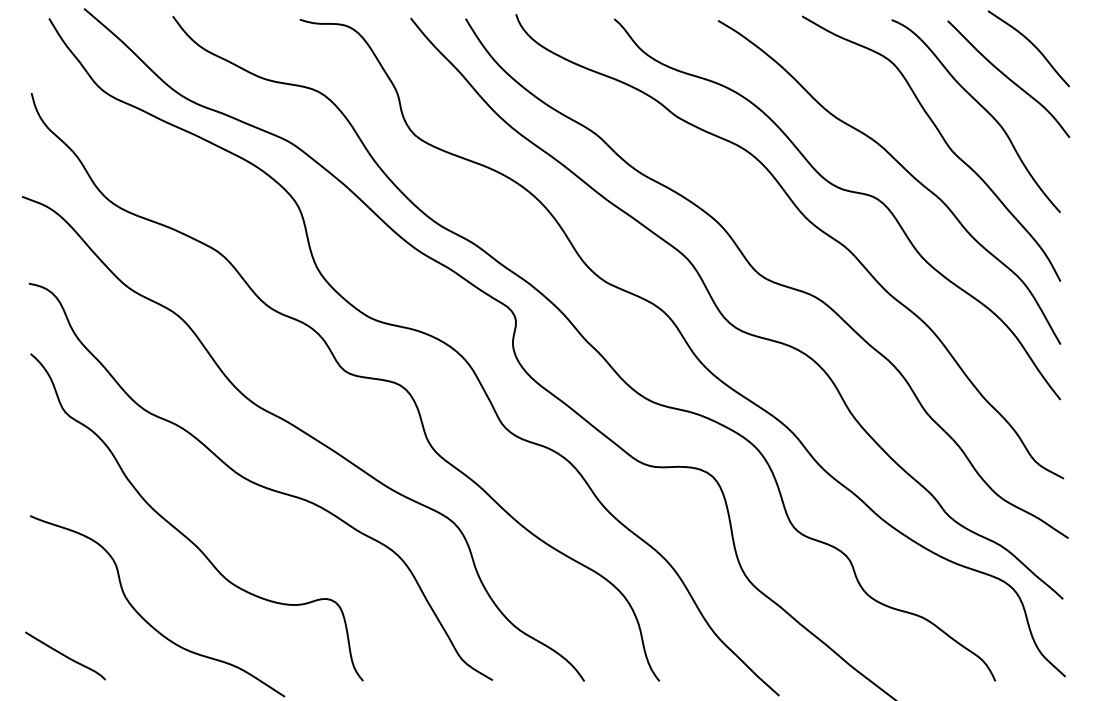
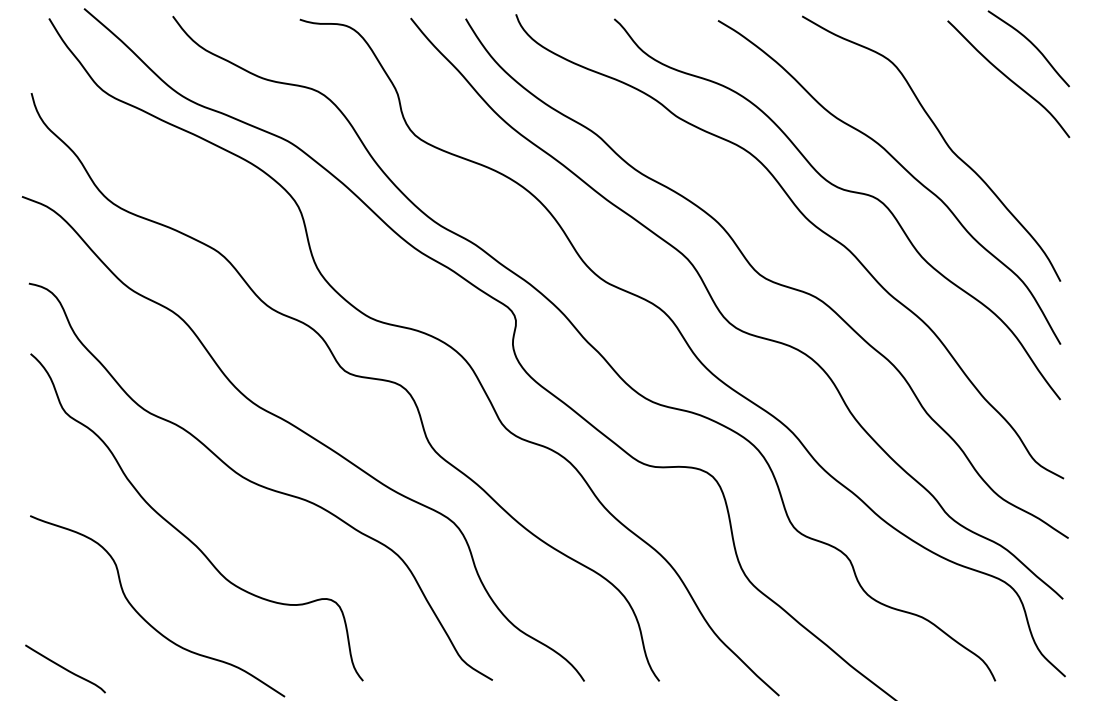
curve: present -> none (982, 108)
curve position: (65, 655) -> (65, 668) (65, 668)
